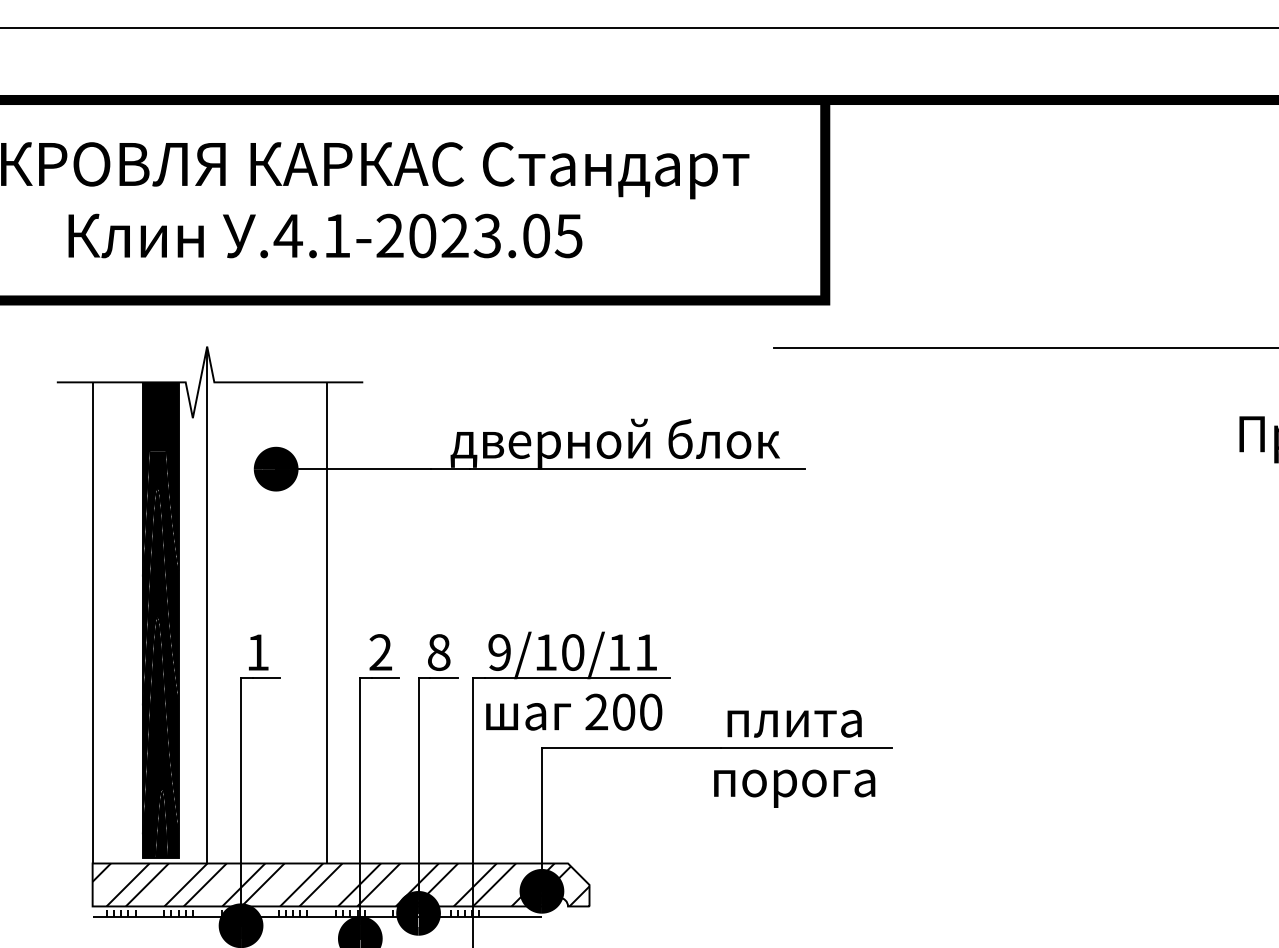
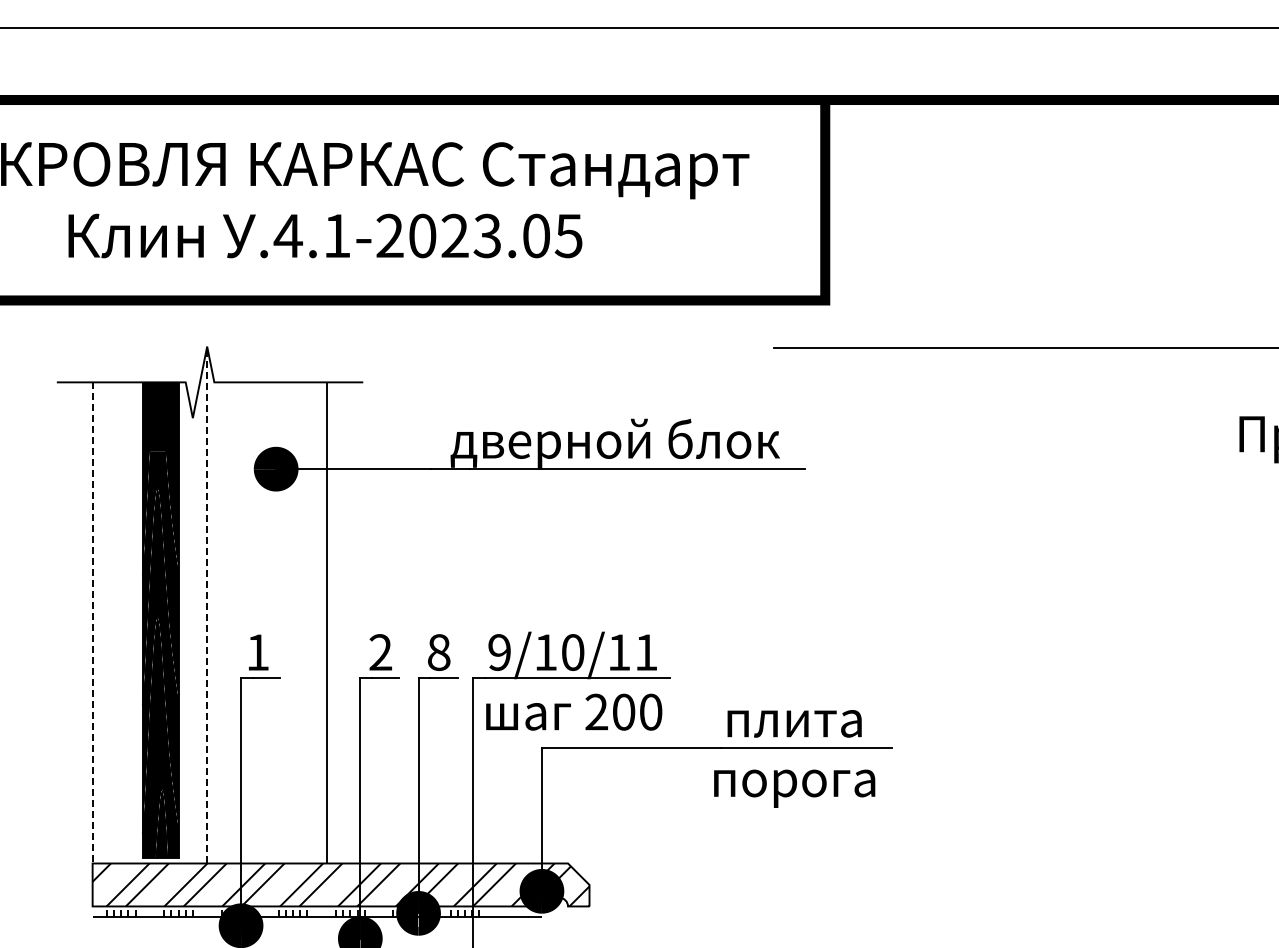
line: solid -> dashed (207, 604)
line: solid -> dashed (92, 622)
